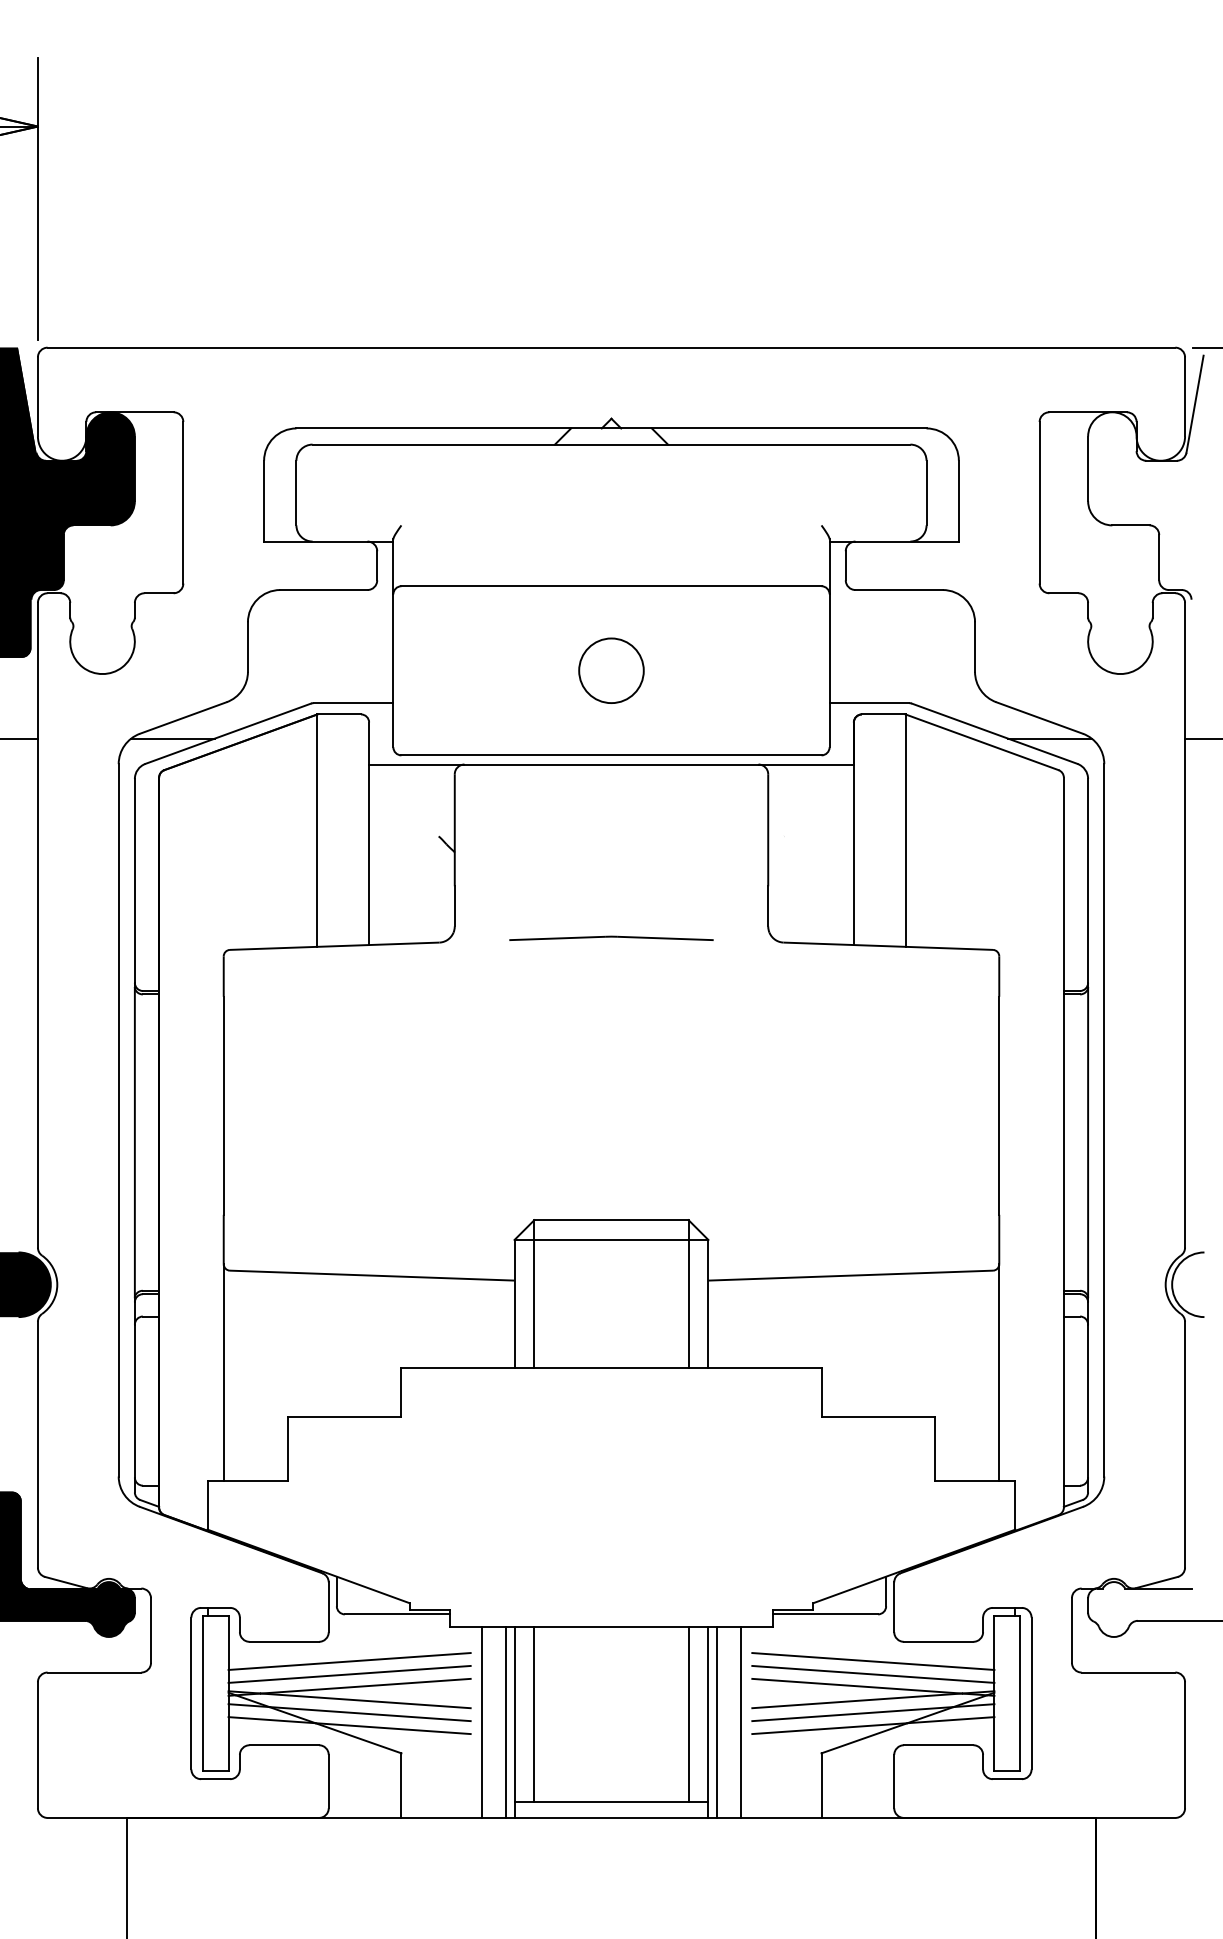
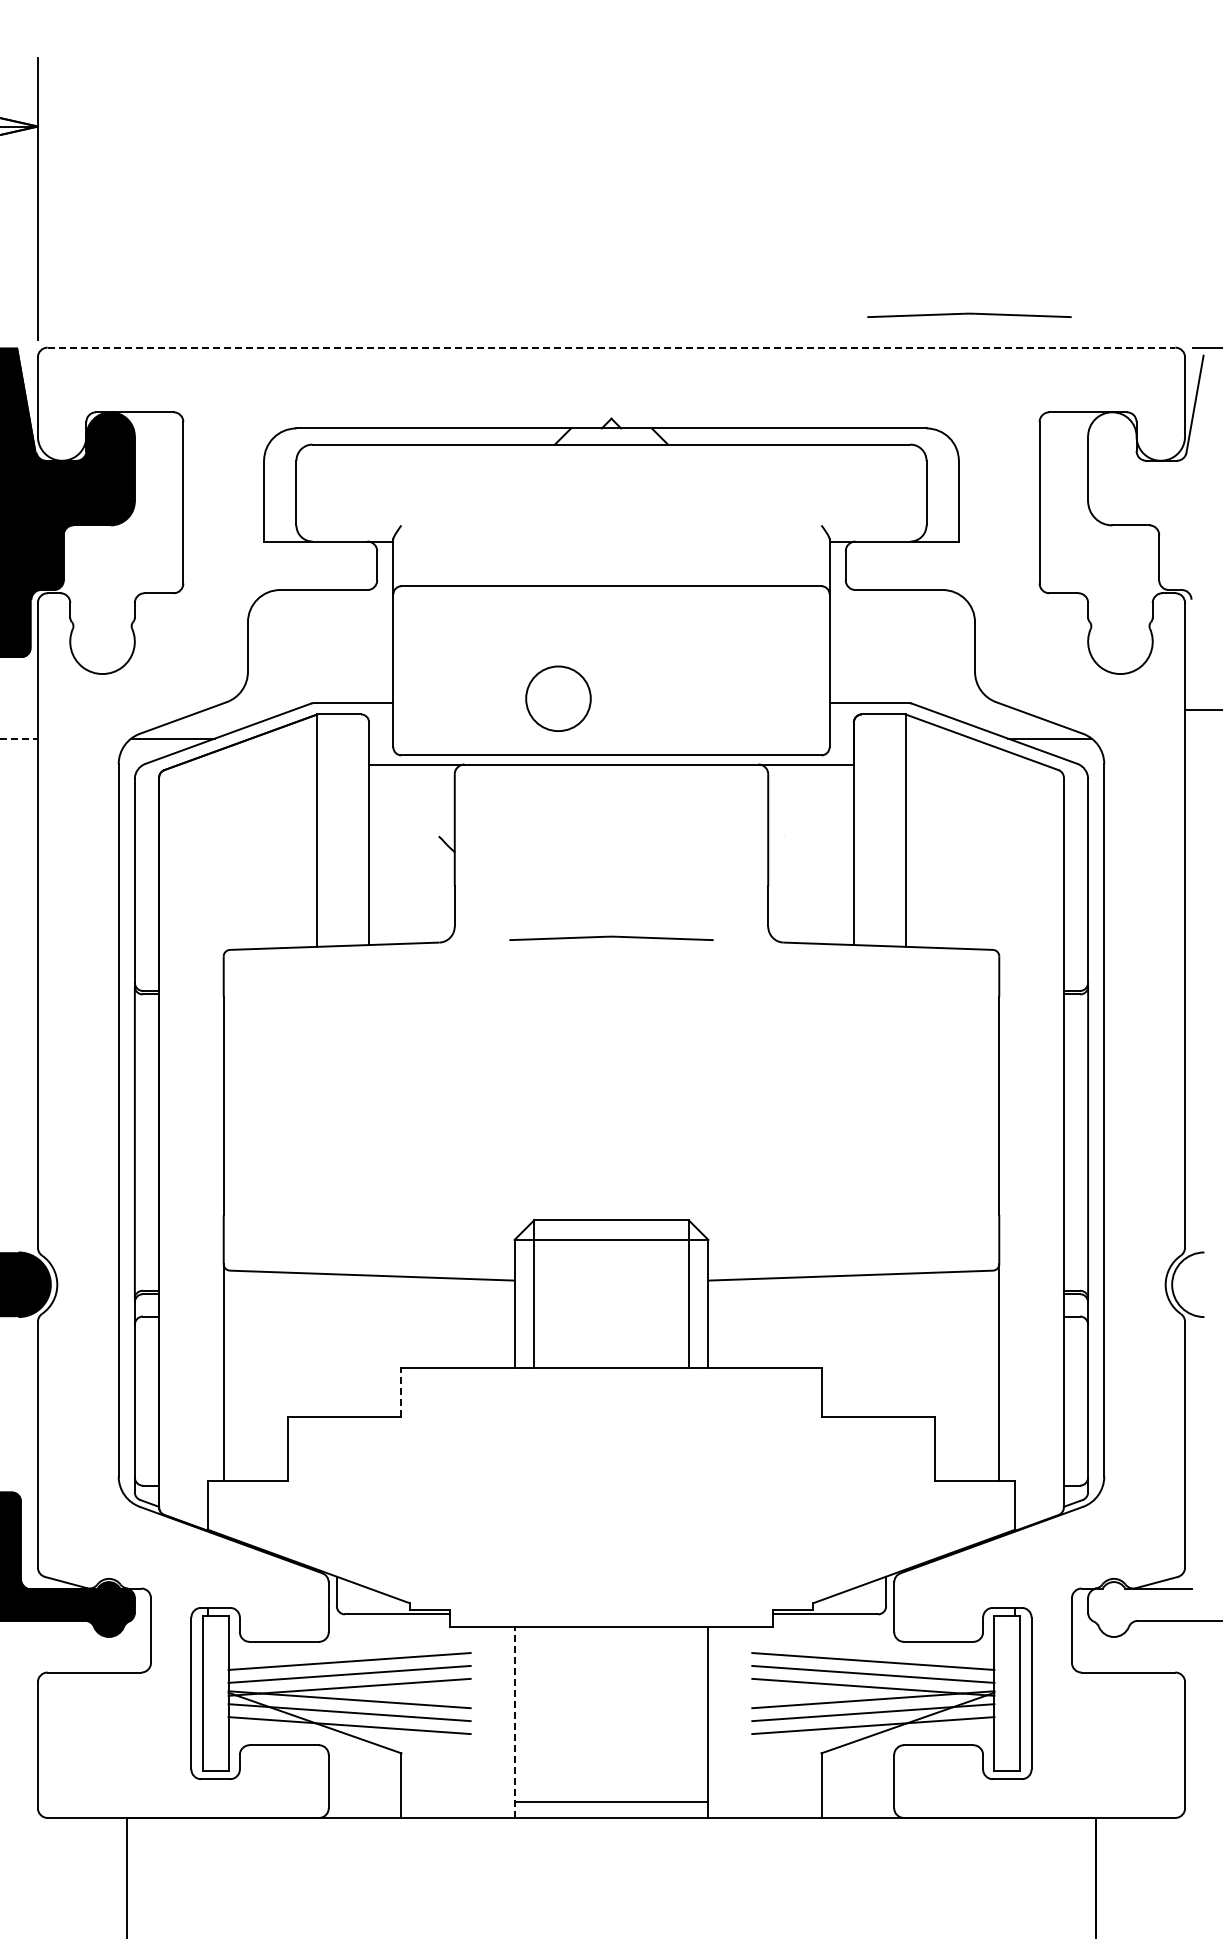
part: none -> present (969, 314)
line: solid -> dashed (611, 347)
circle position: (611, 670) -> (558, 698) (558, 698)
line: solid -> dashed (19, 738)
line position: (1202, 738) -> (1202, 709) (1202, 709)
line: solid -> dashed (401, 1391)
line: present -> none (533, 1713)
line: present -> none (689, 1713)
line: present -> none (482, 1721)
line: present -> none (506, 1721)
line: present -> none (716, 1721)
line: present -> none (740, 1721)
line: solid -> dashed (514, 1722)
